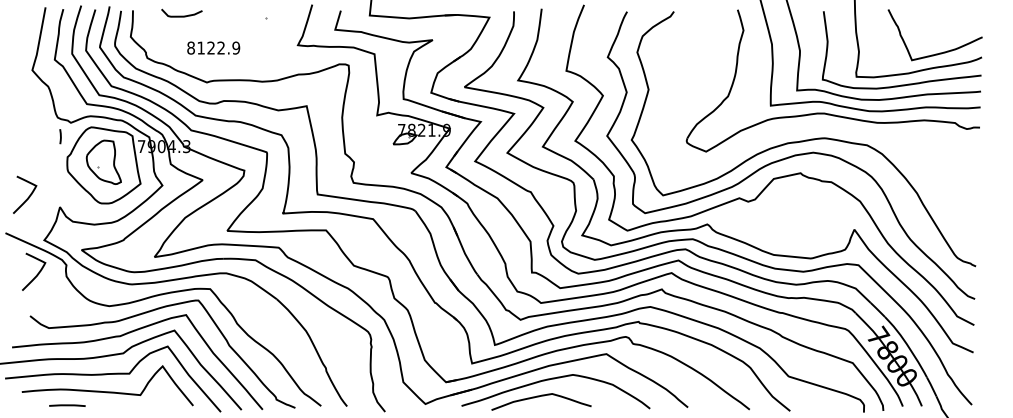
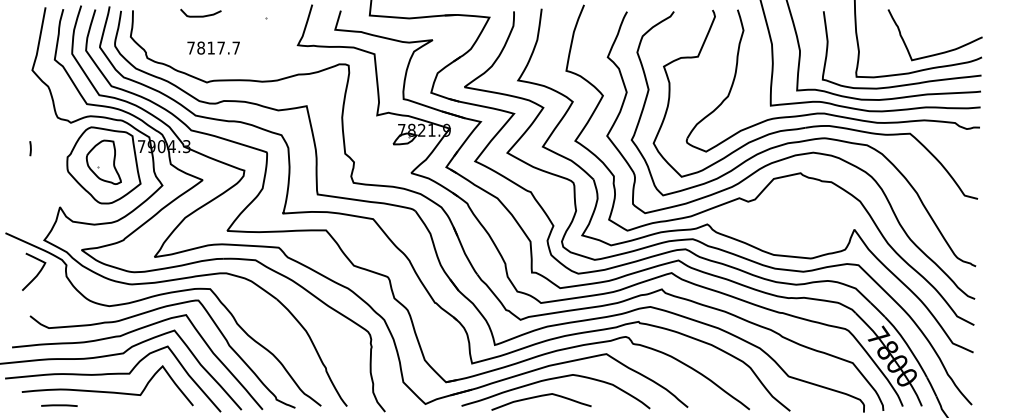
curve position: (181, 15) -> (200, 15) (200, 15)
text: 8122.9 -> 7817.7 (213, 47)
part: none -> present (815, 125)
line position: (60, 136) -> (30, 148) (30, 148)
curve: present -> none (28, 196)
line position: (67, 405) -> (59, 405) (59, 405)
